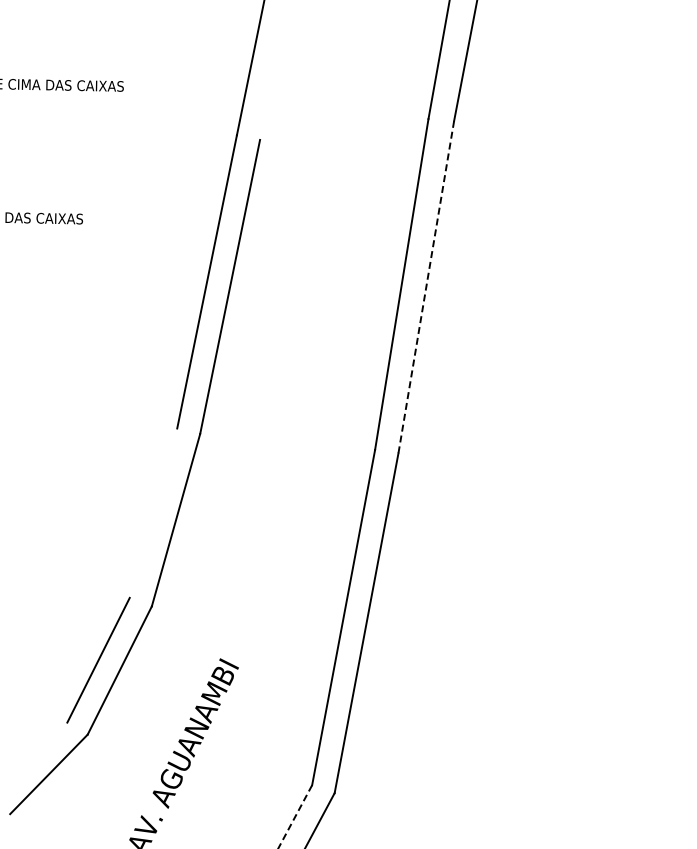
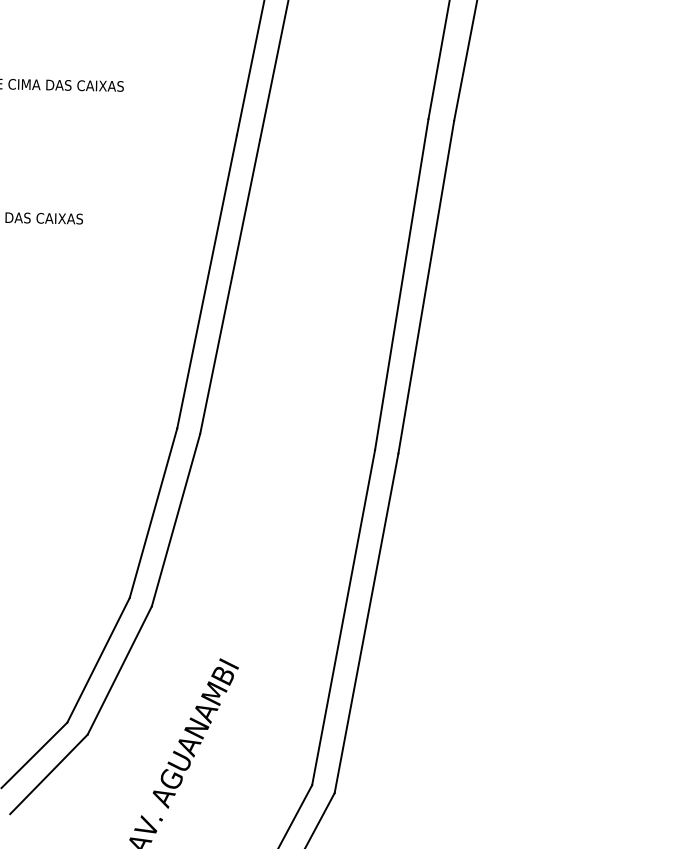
line: none -> present (273, 70)
line: dashed -> solid (426, 287)
line: none -> present (153, 512)
line: none -> present (34, 754)
line: dashed -> solid (295, 816)
